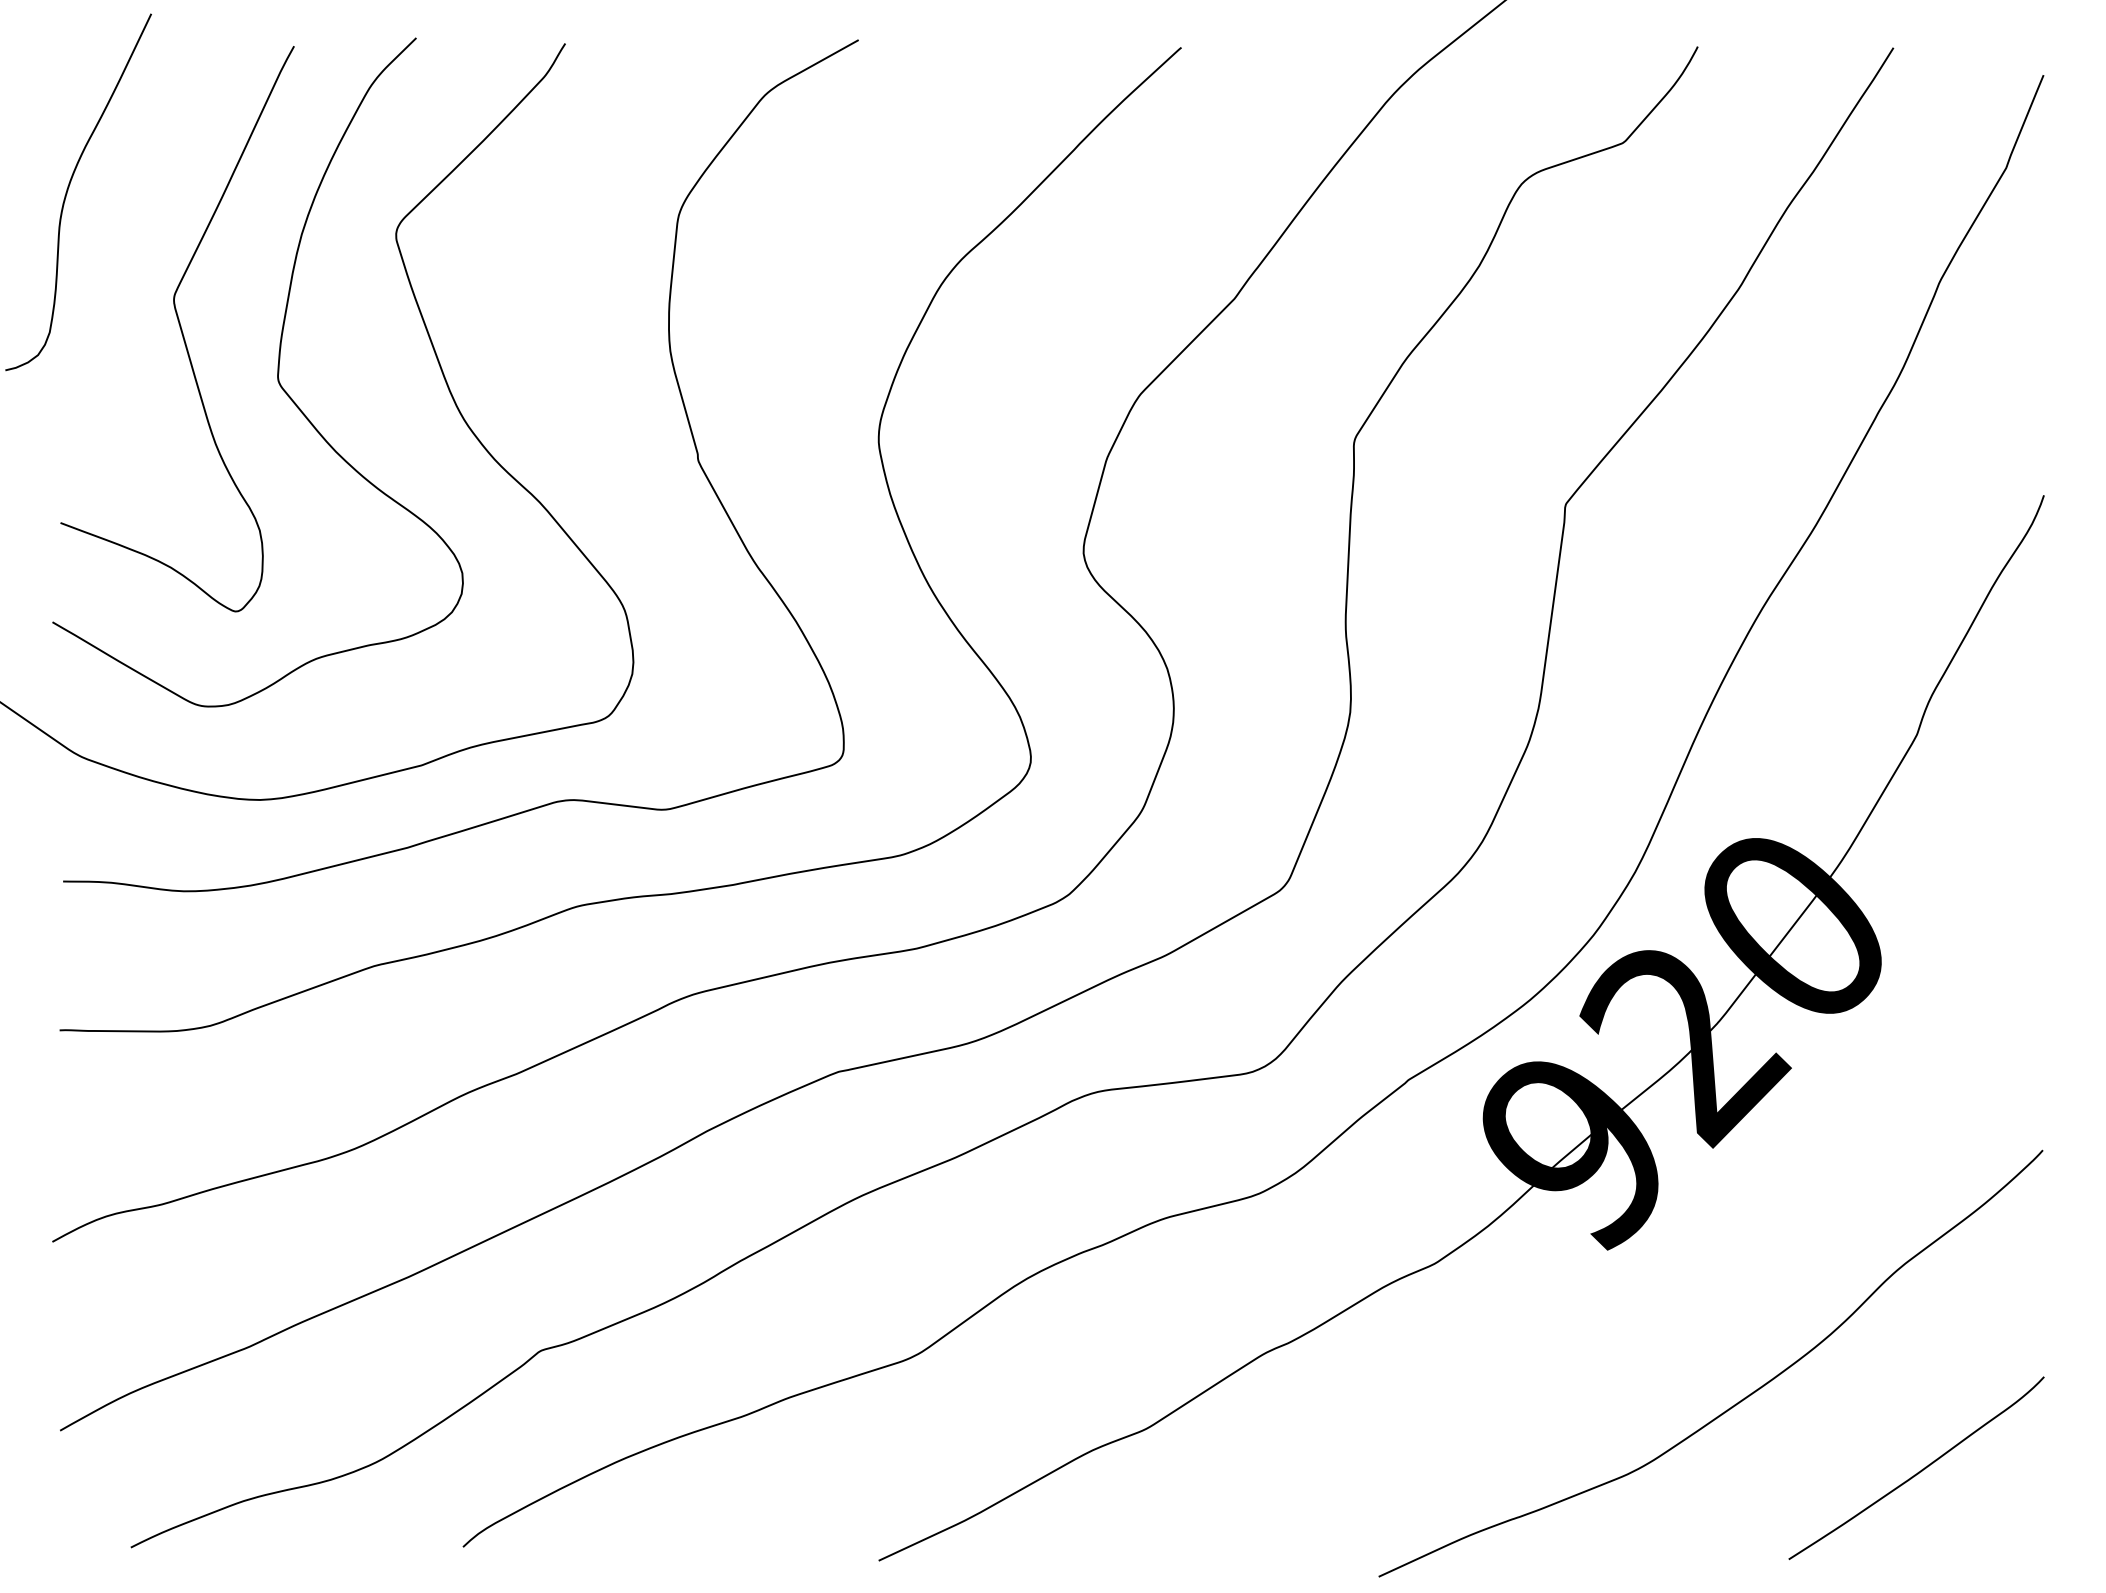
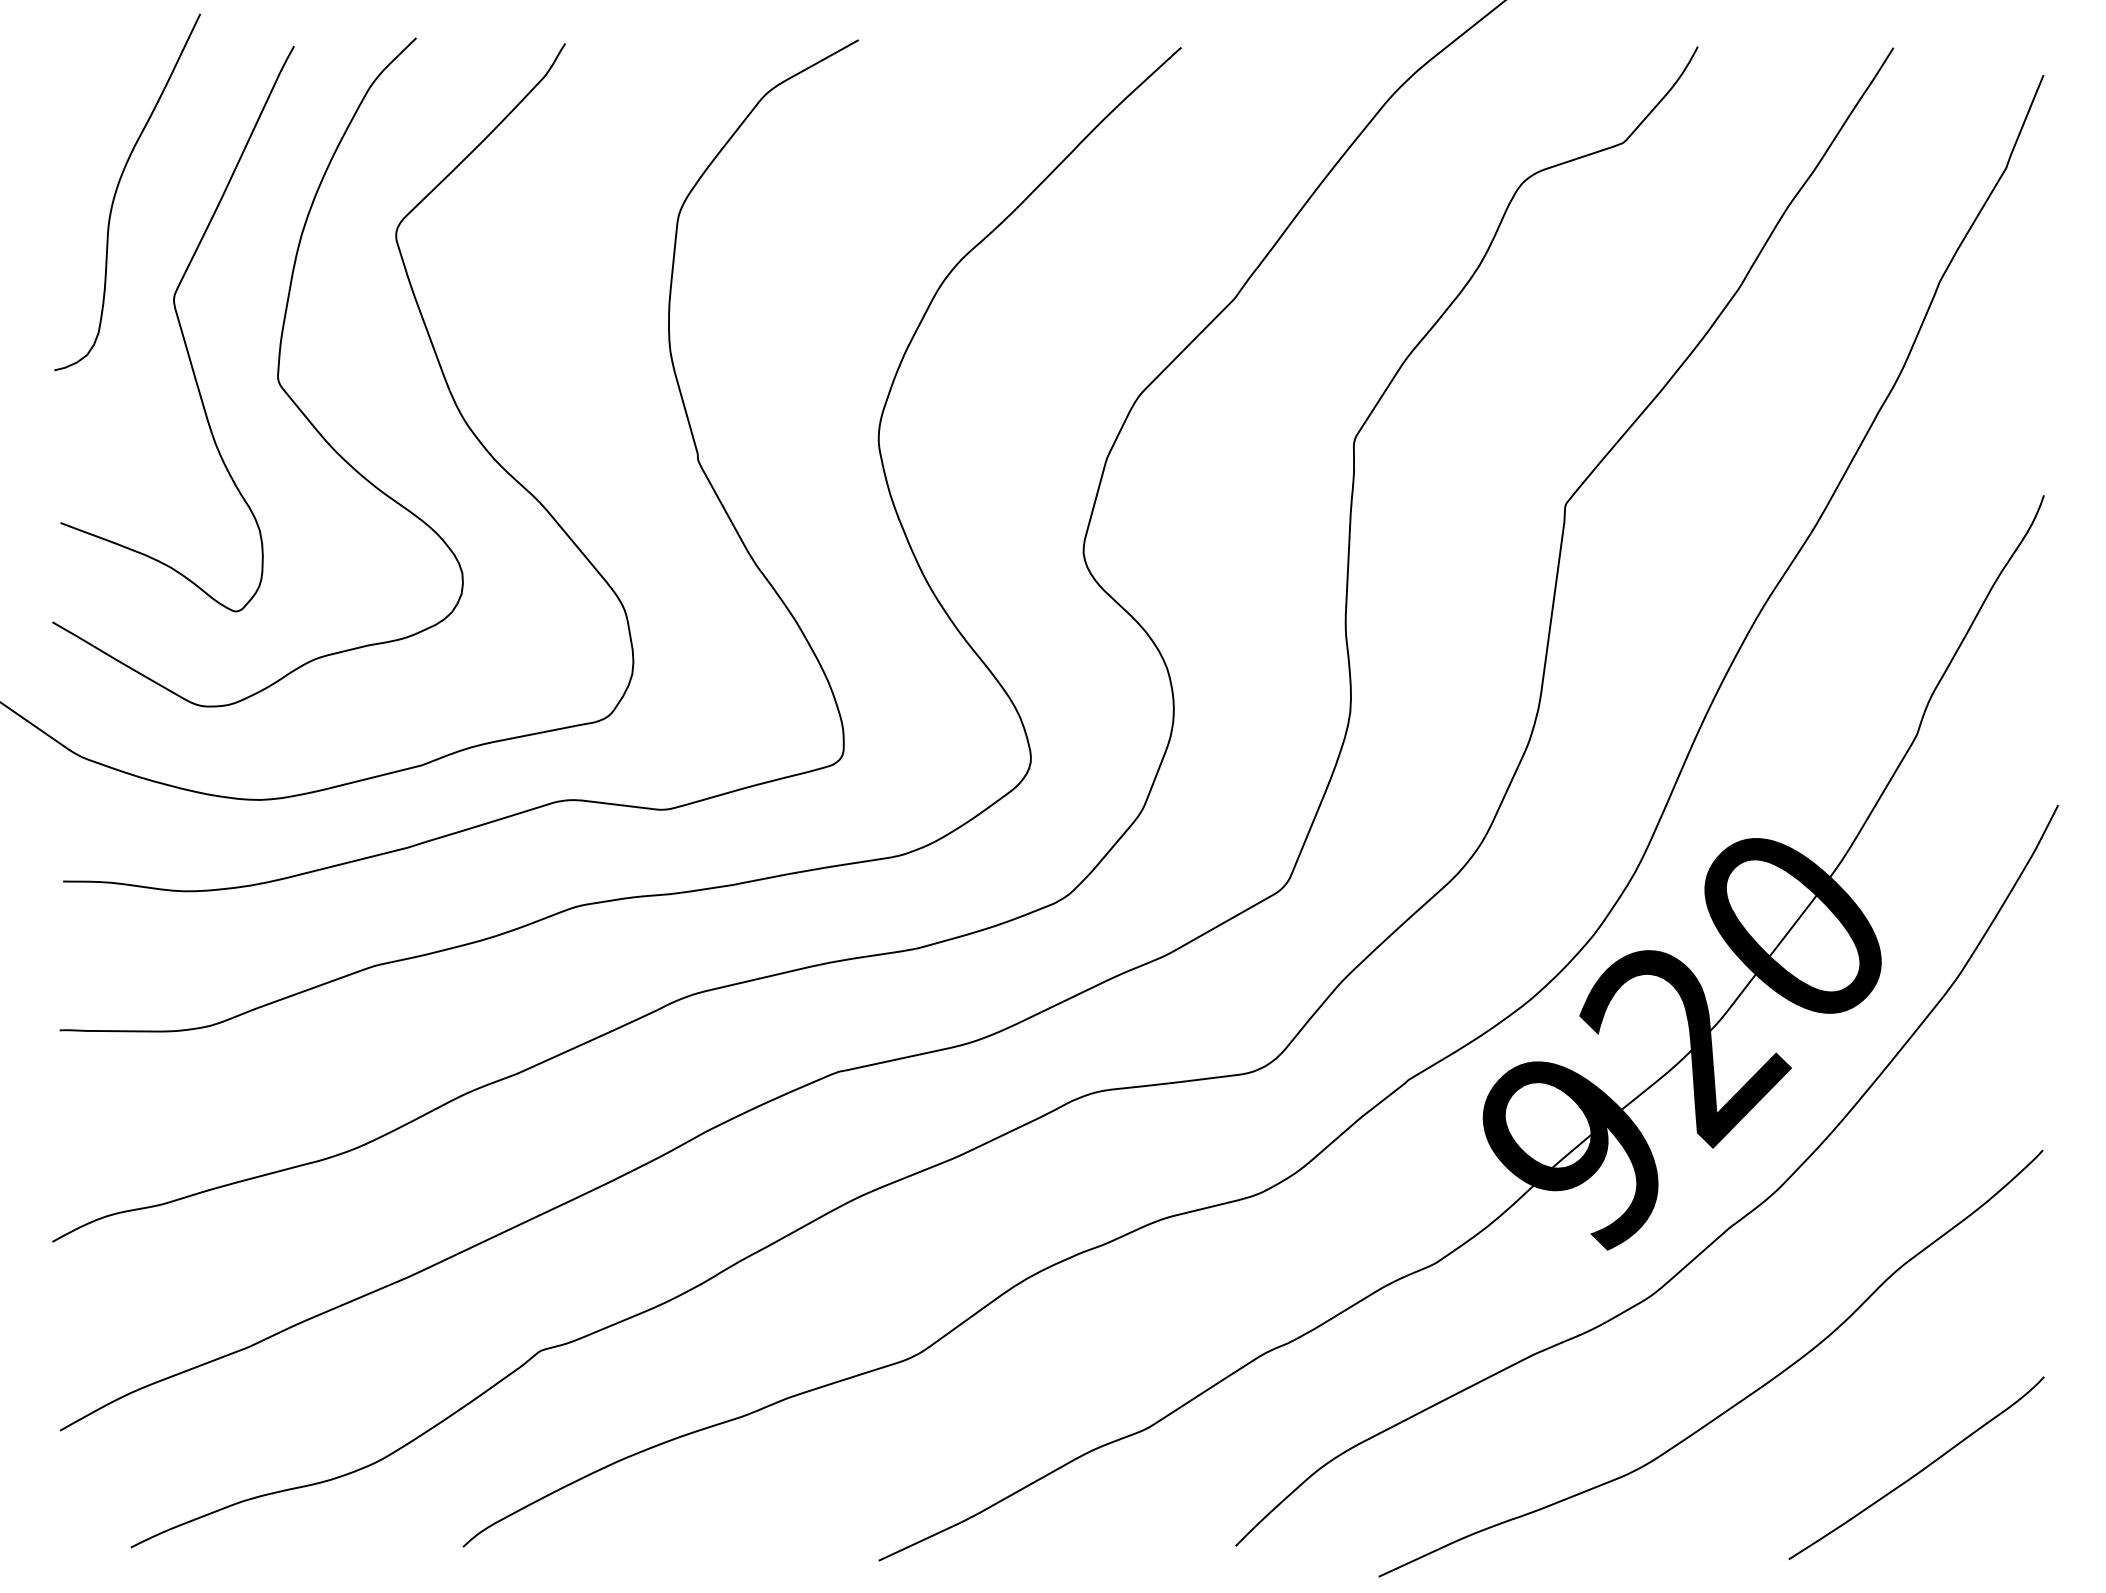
curve position: (68, 190) -> (117, 190) (117, 190)
curve: none -> present (1706, 1246)
